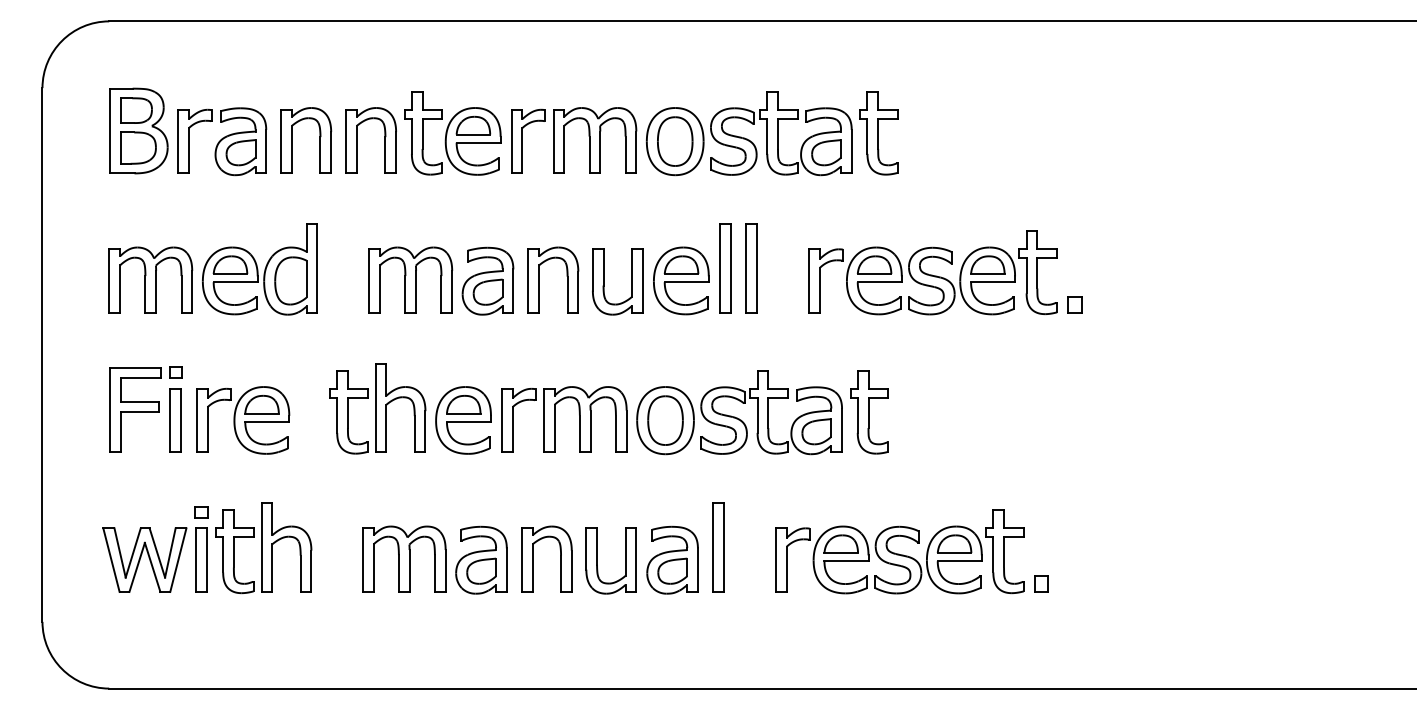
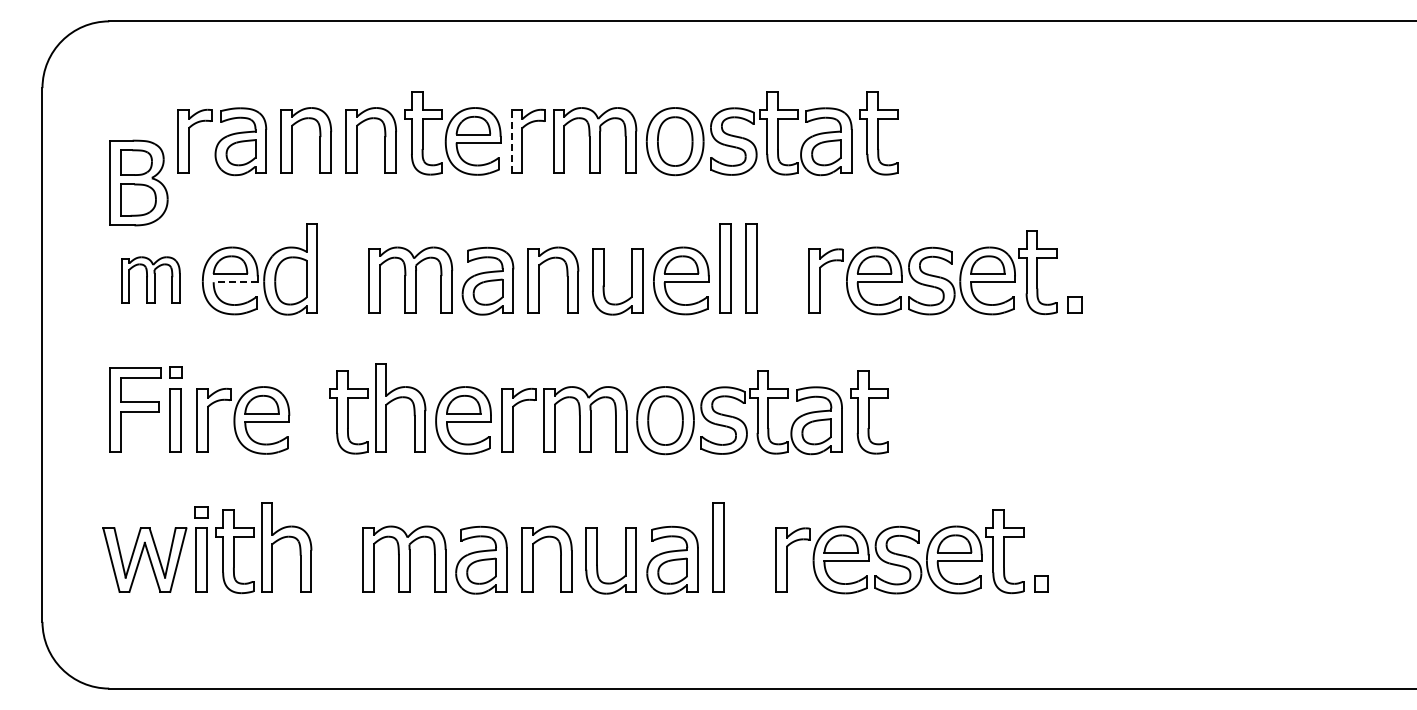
part position: (138, 130) -> (138, 182) (138, 182)
line: solid -> dashed (511, 141)
part size: 86x68 px -> 60x48 px (150, 279)
line: solid -> dashed (235, 282)
